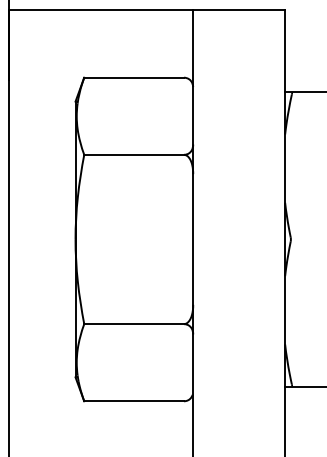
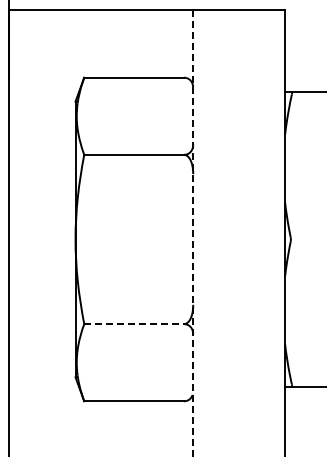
line: solid -> dashed (193, 233)
line: solid -> dashed (134, 324)
